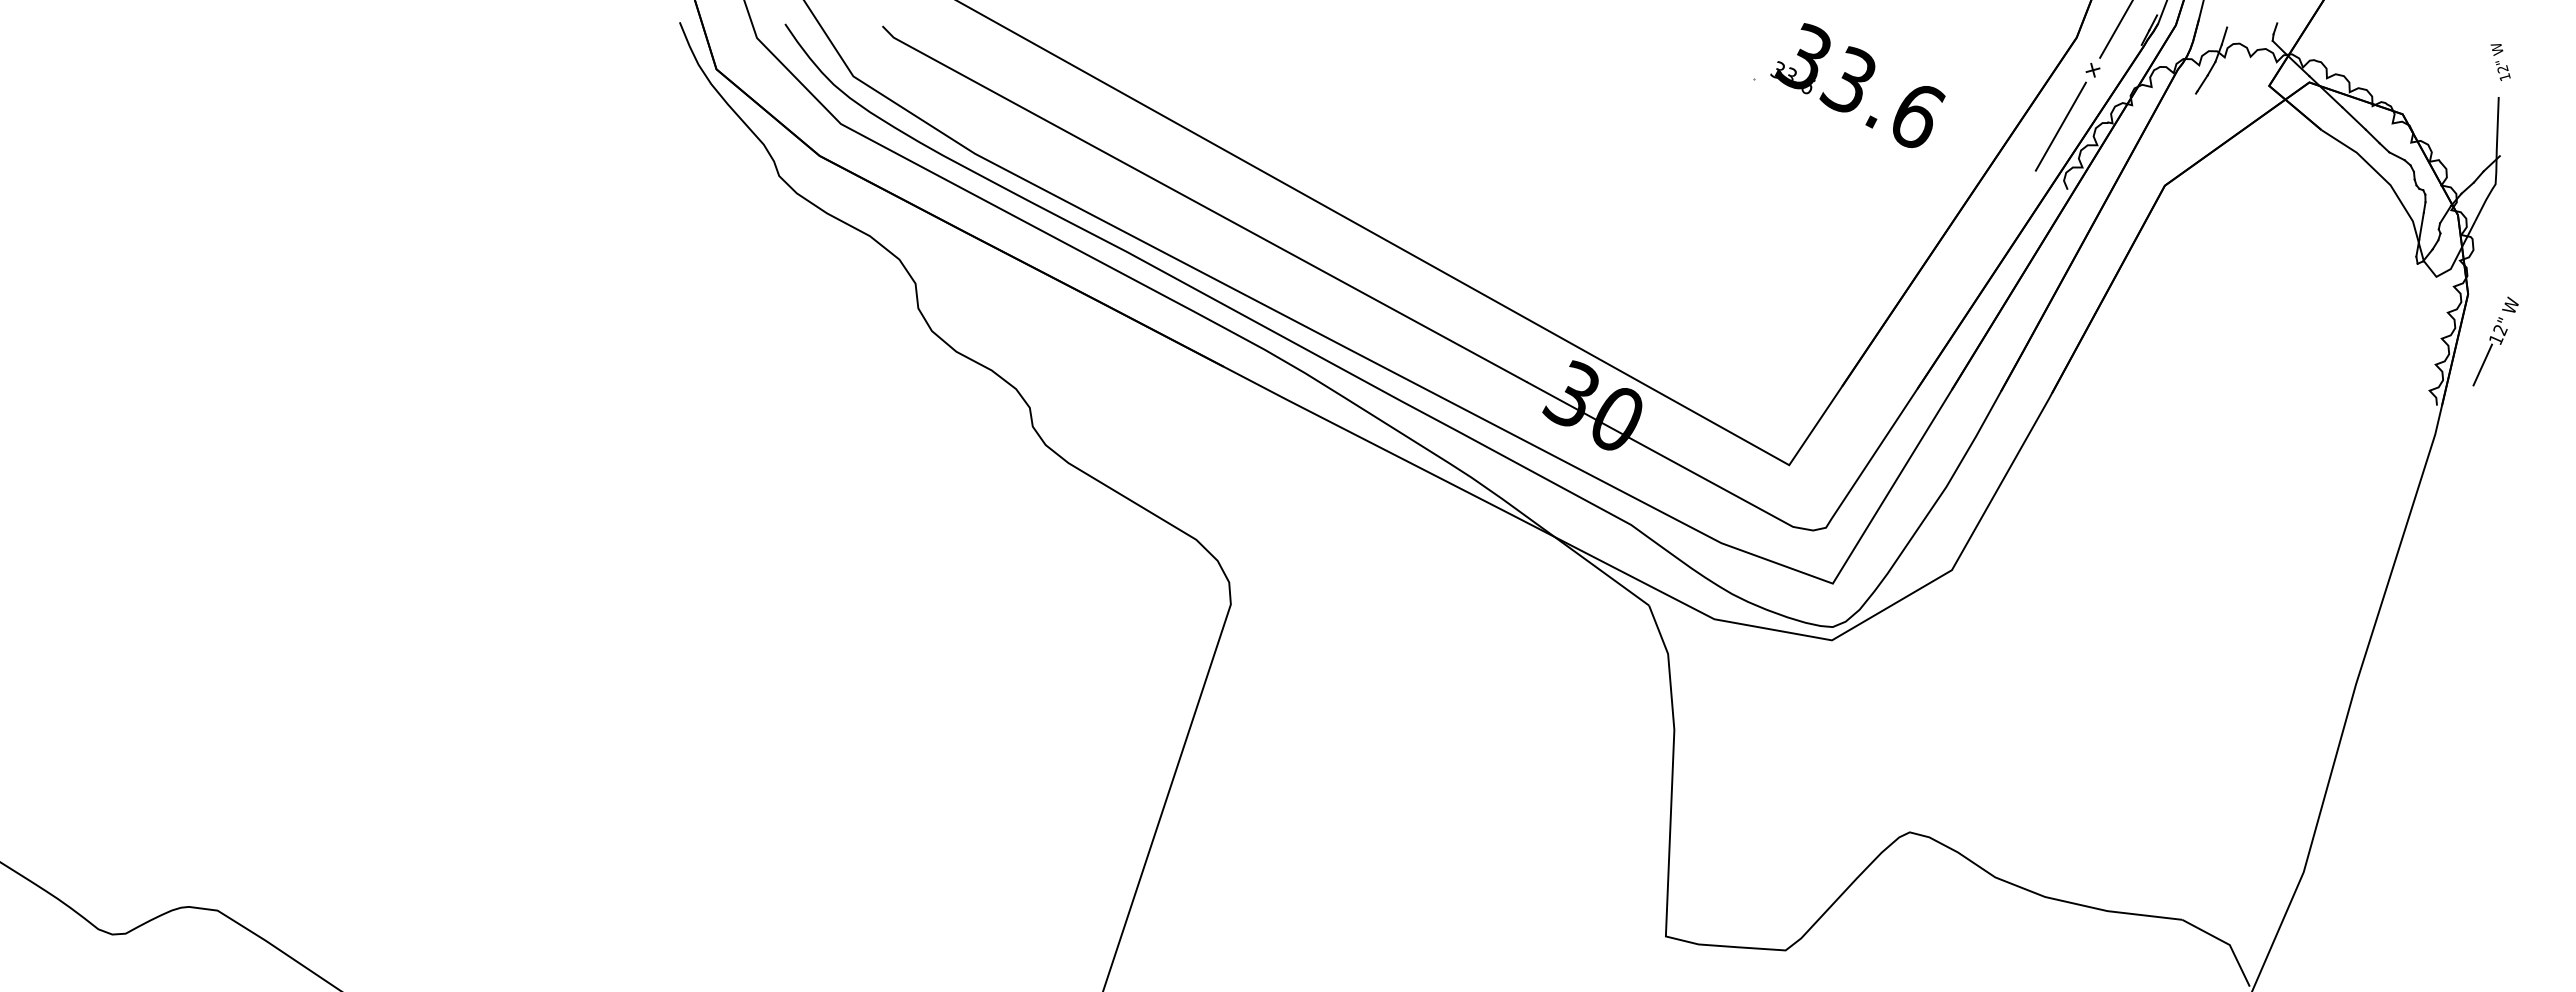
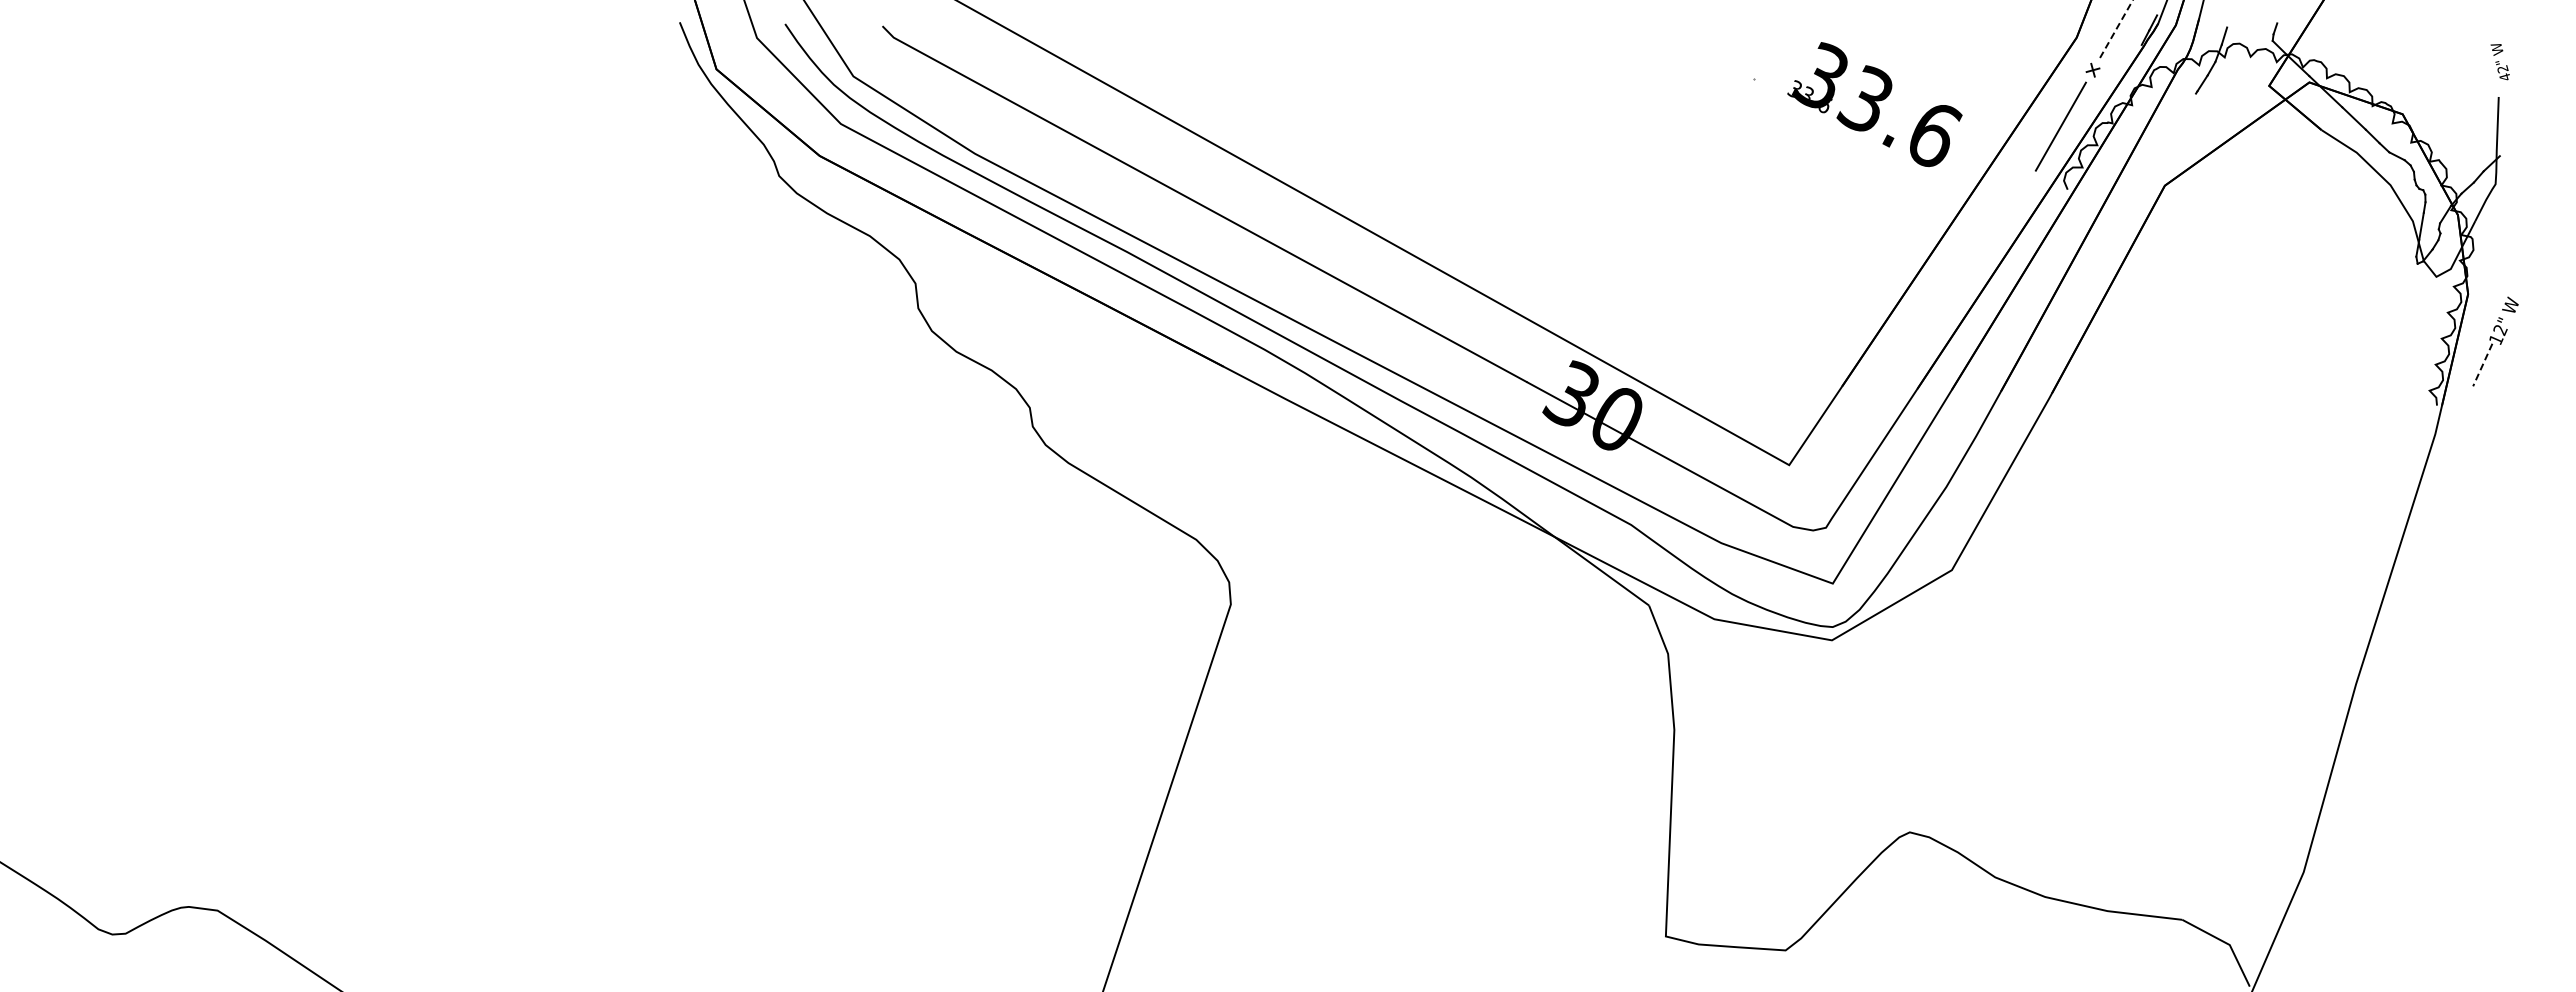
line: solid -> dashed (2116, 29)
text: 12" -> 42" (2504, 76)
text position: (1857, 85) -> (1874, 104) (1874, 104)
line: solid -> dashed (2482, 365)
